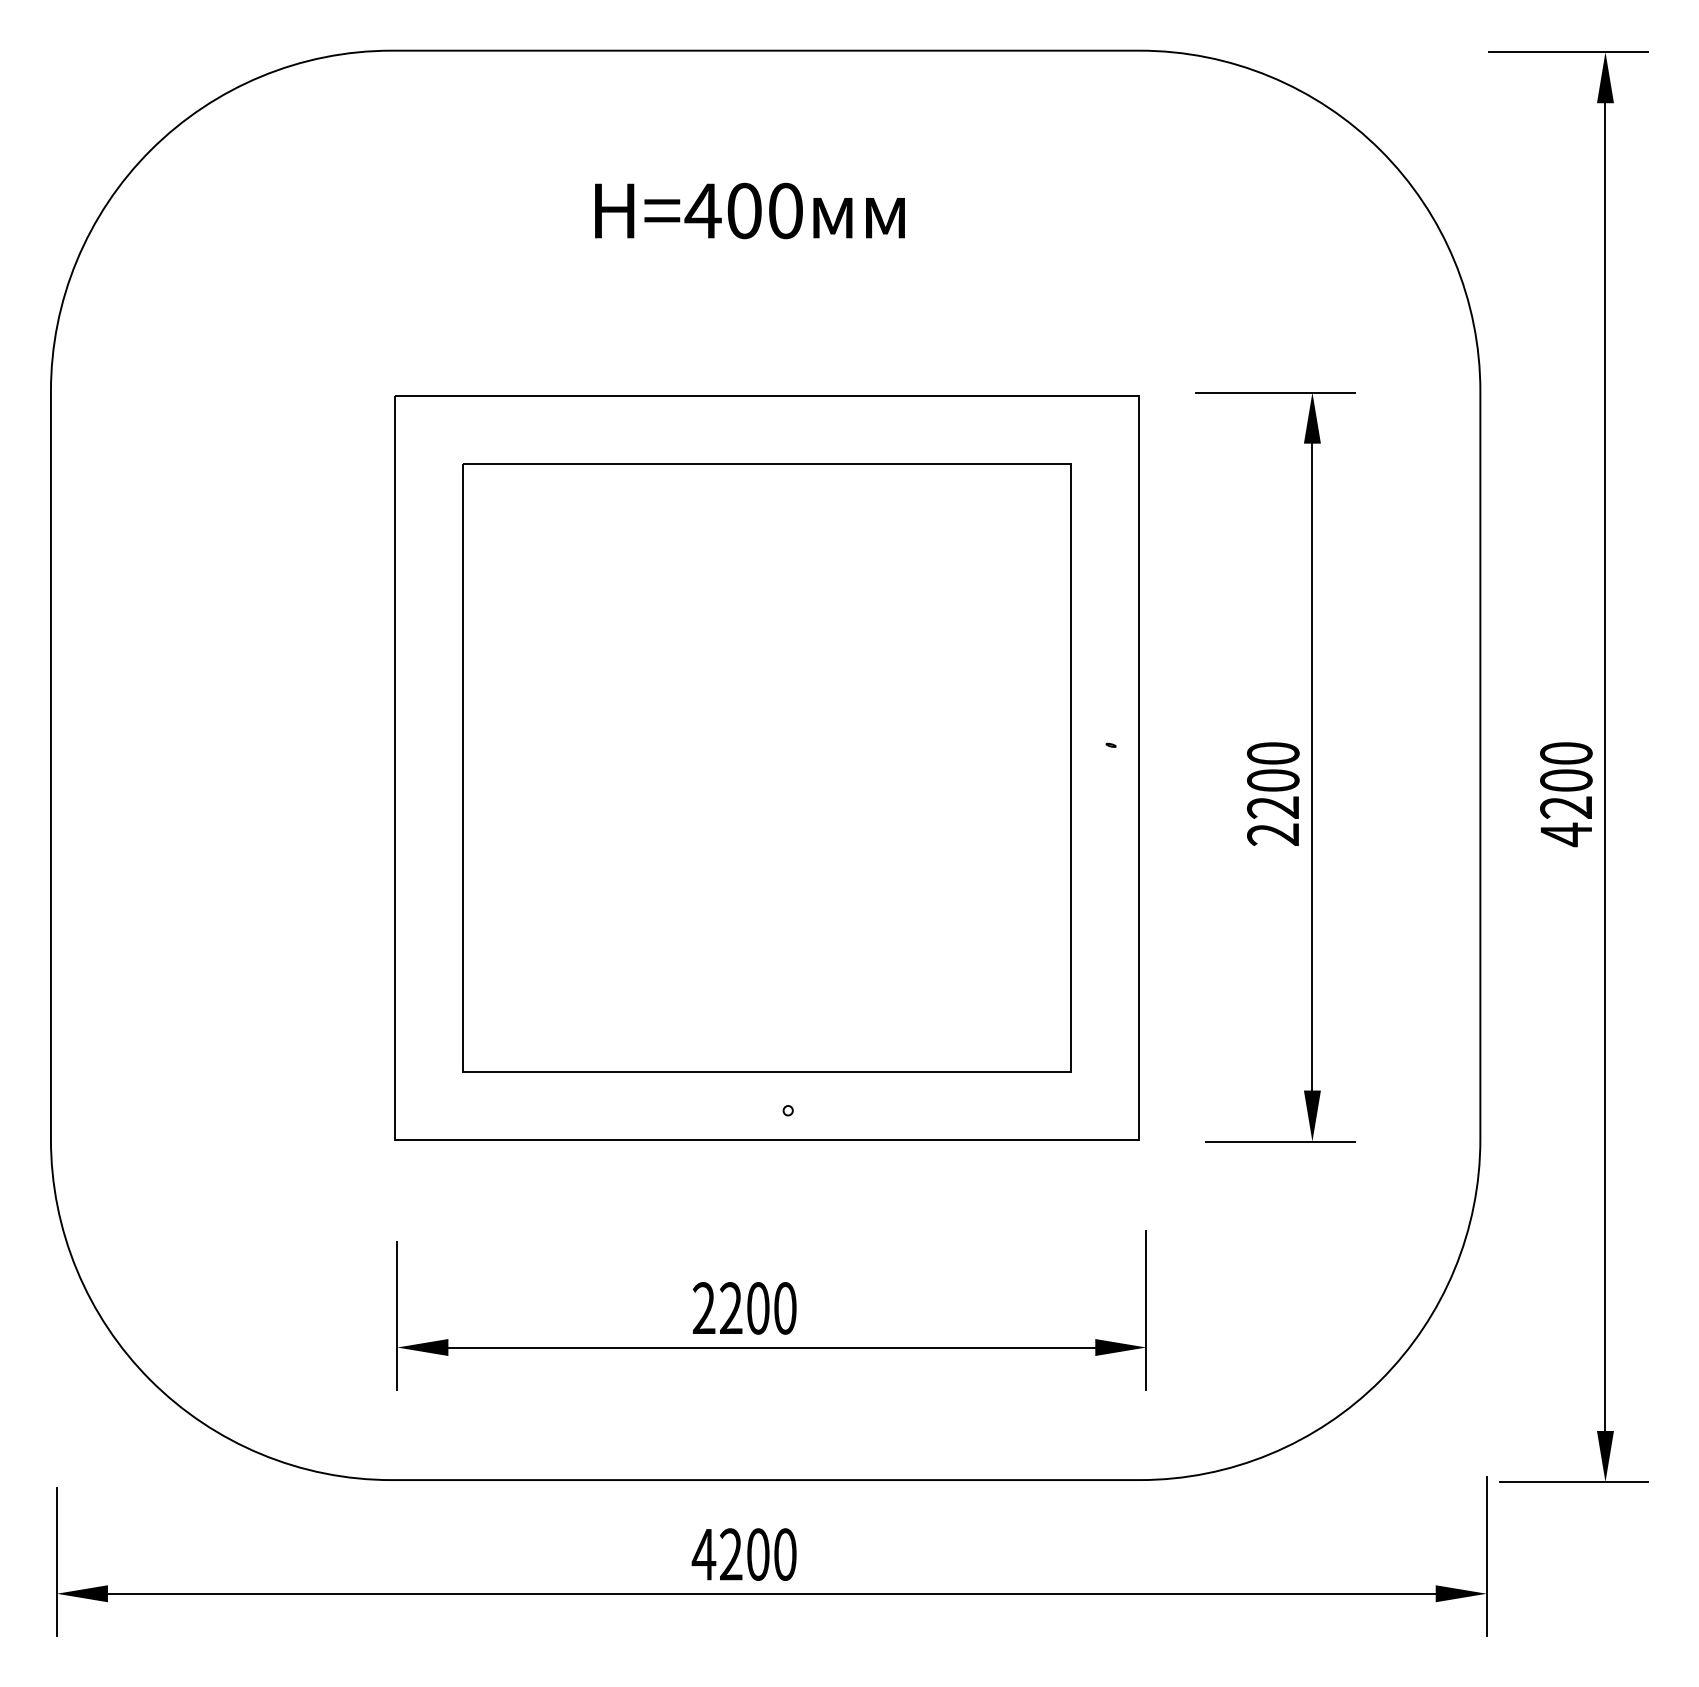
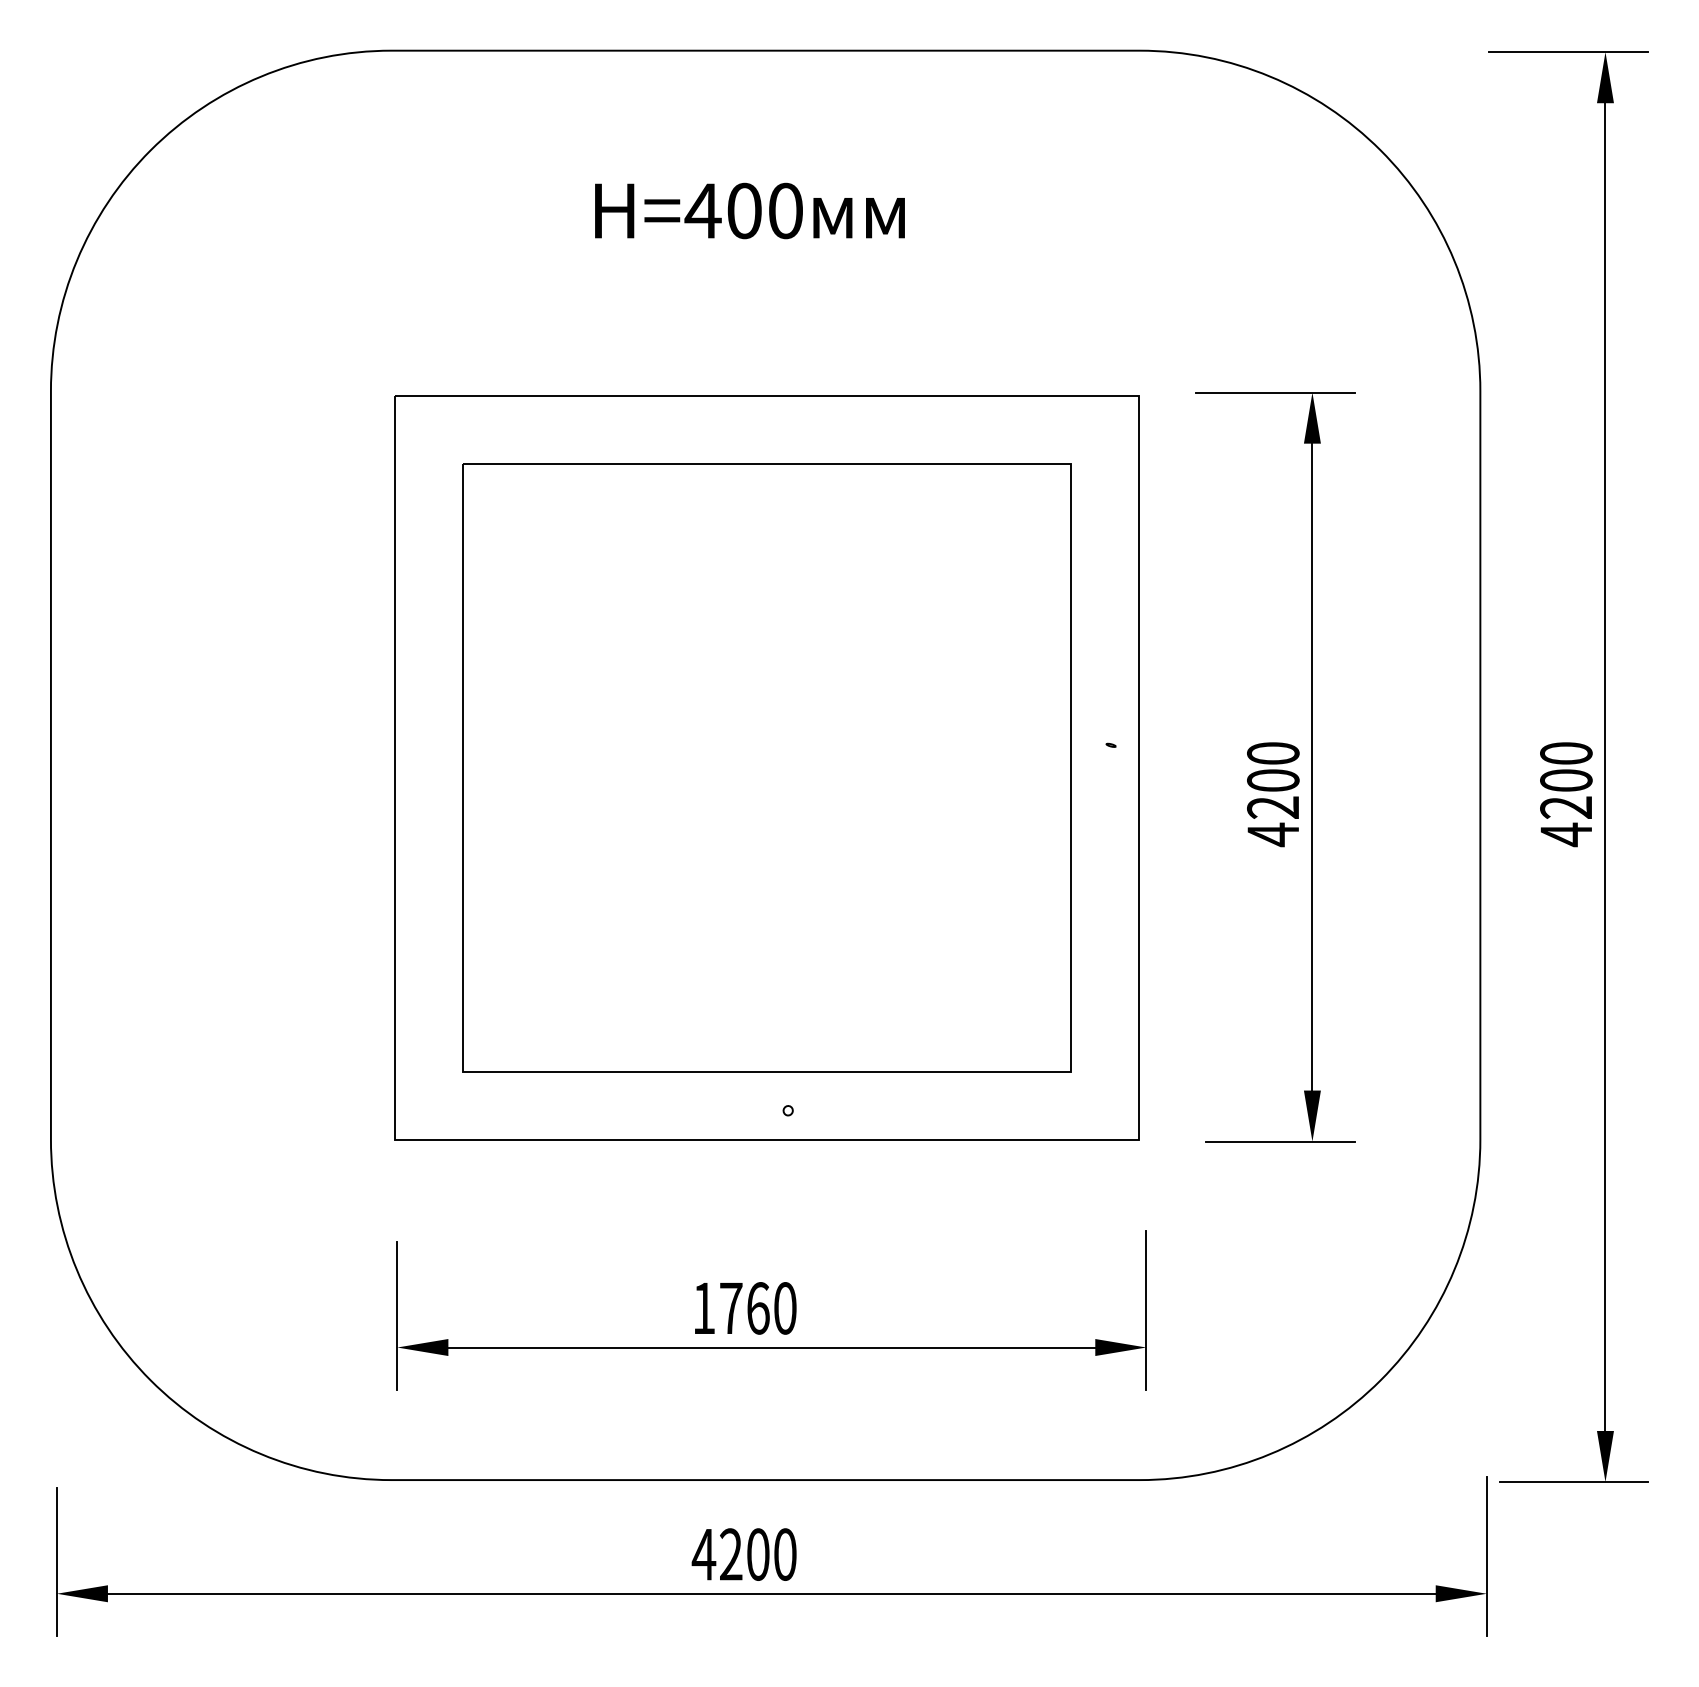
text: 2200 -> 4200 (1272, 834)
text: 2200 -> 1760 (730, 1308)
